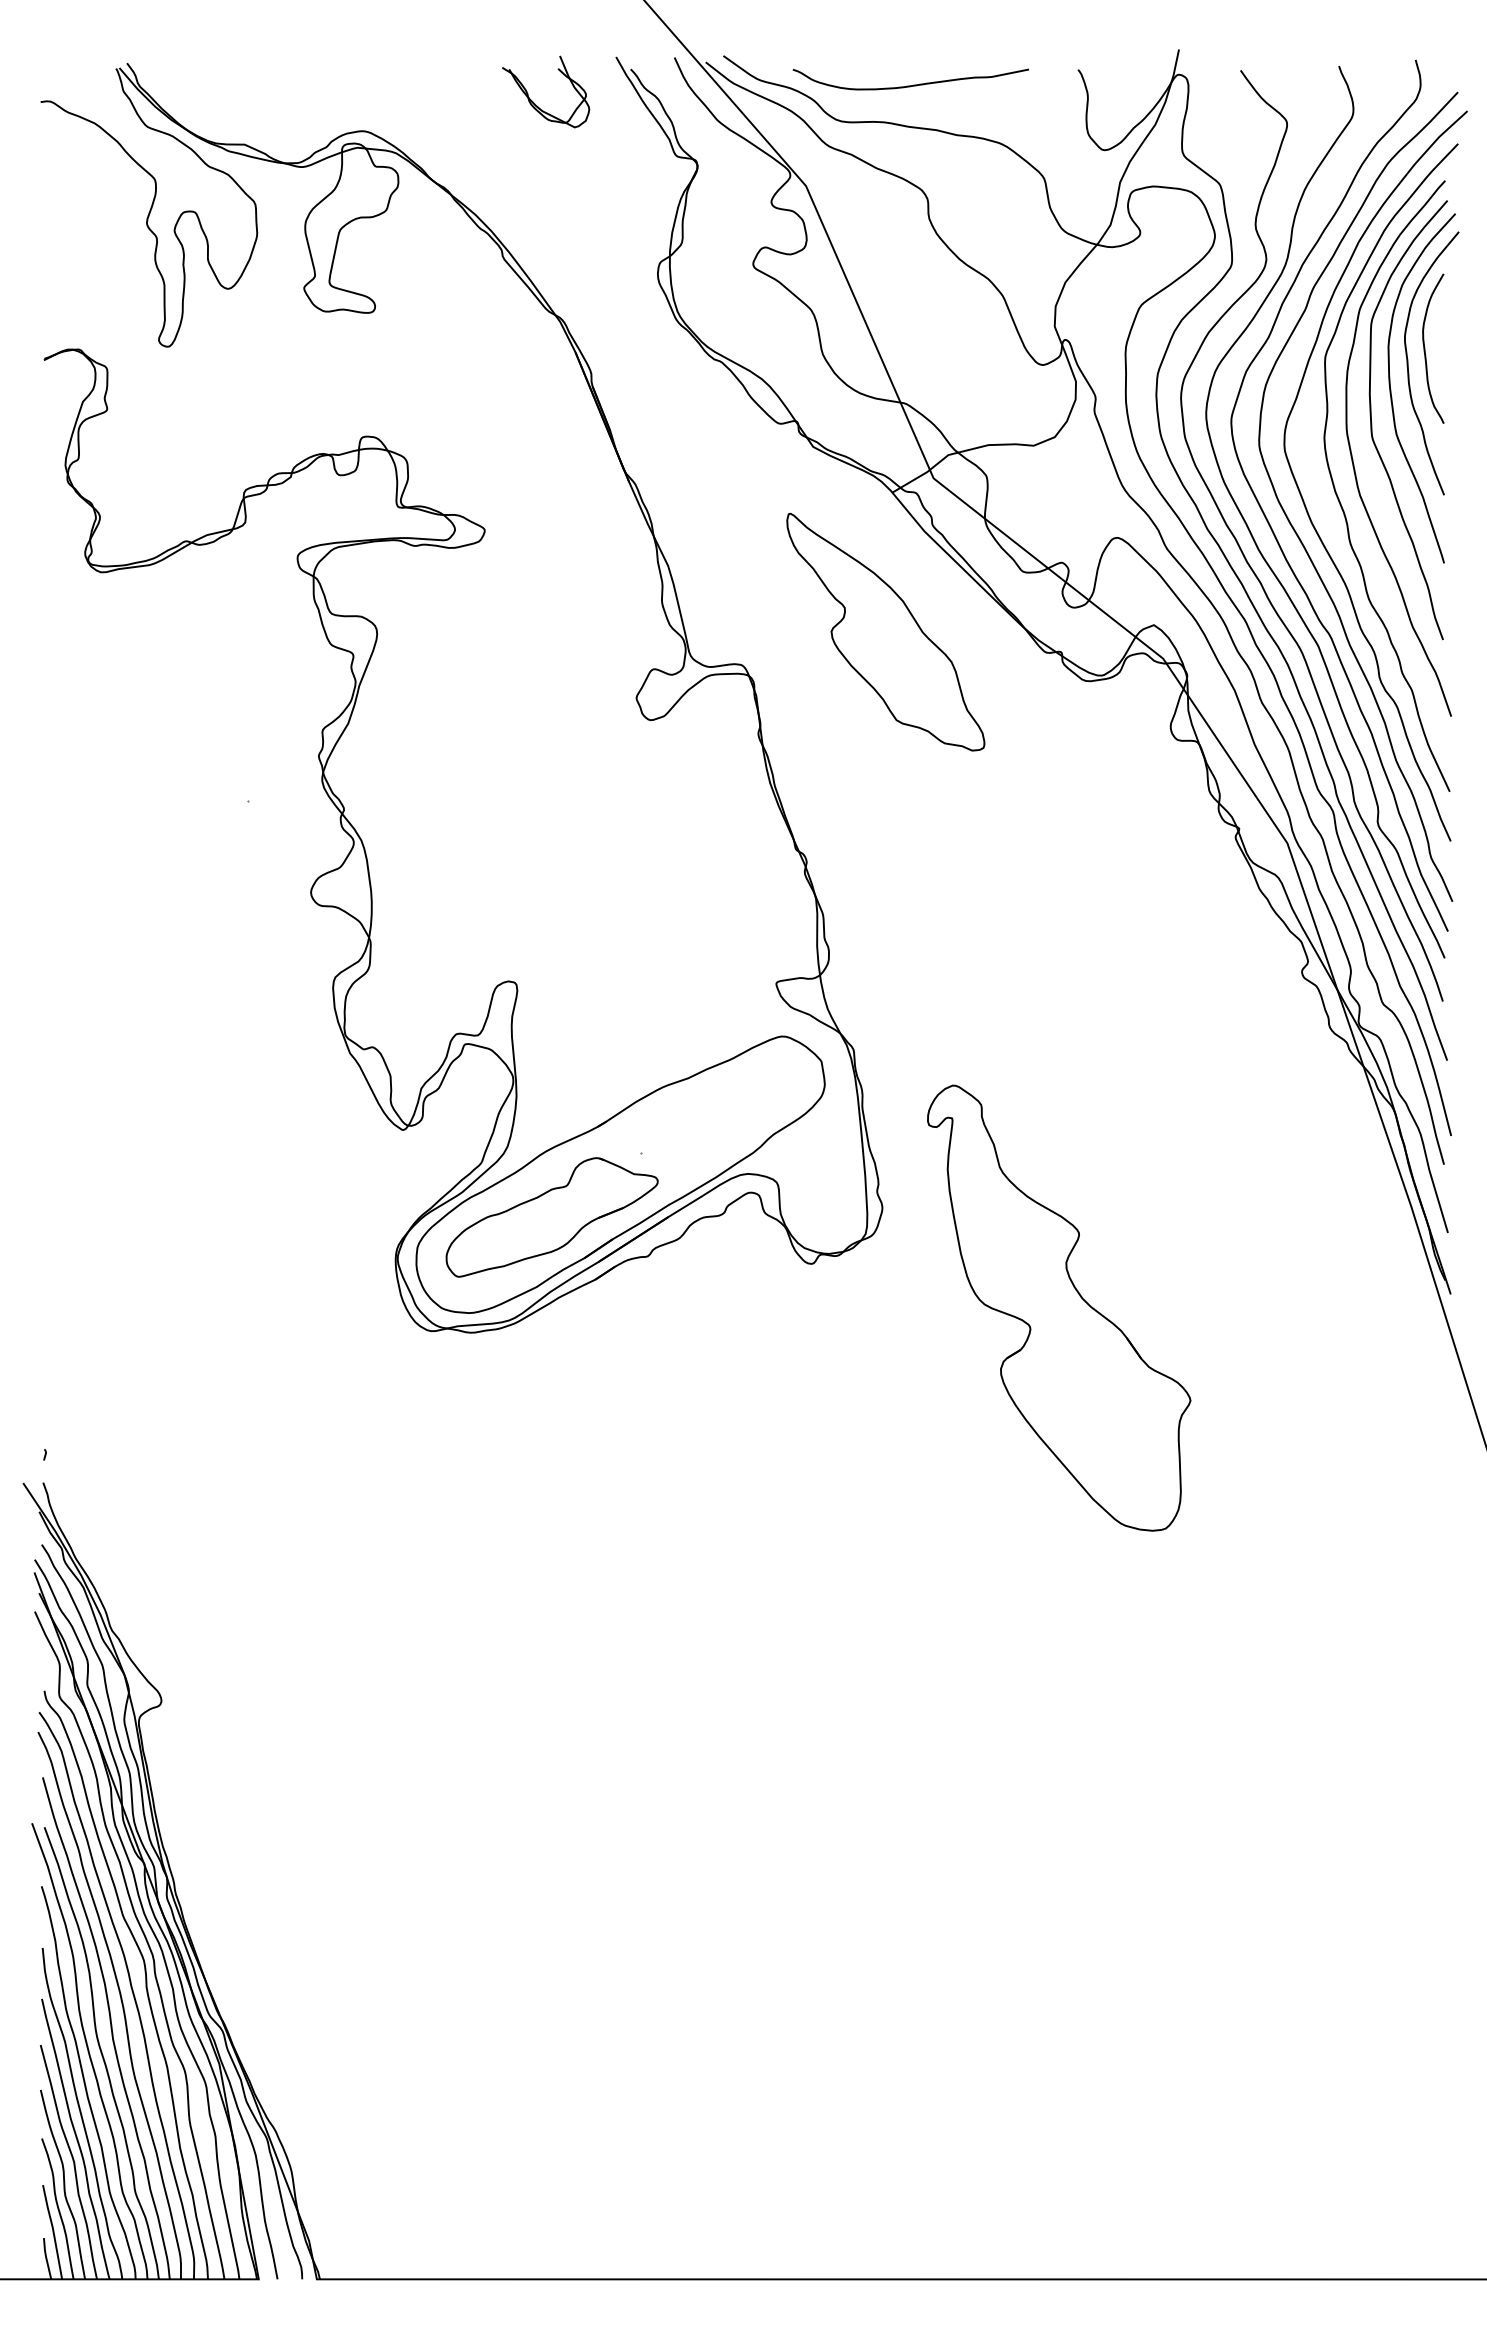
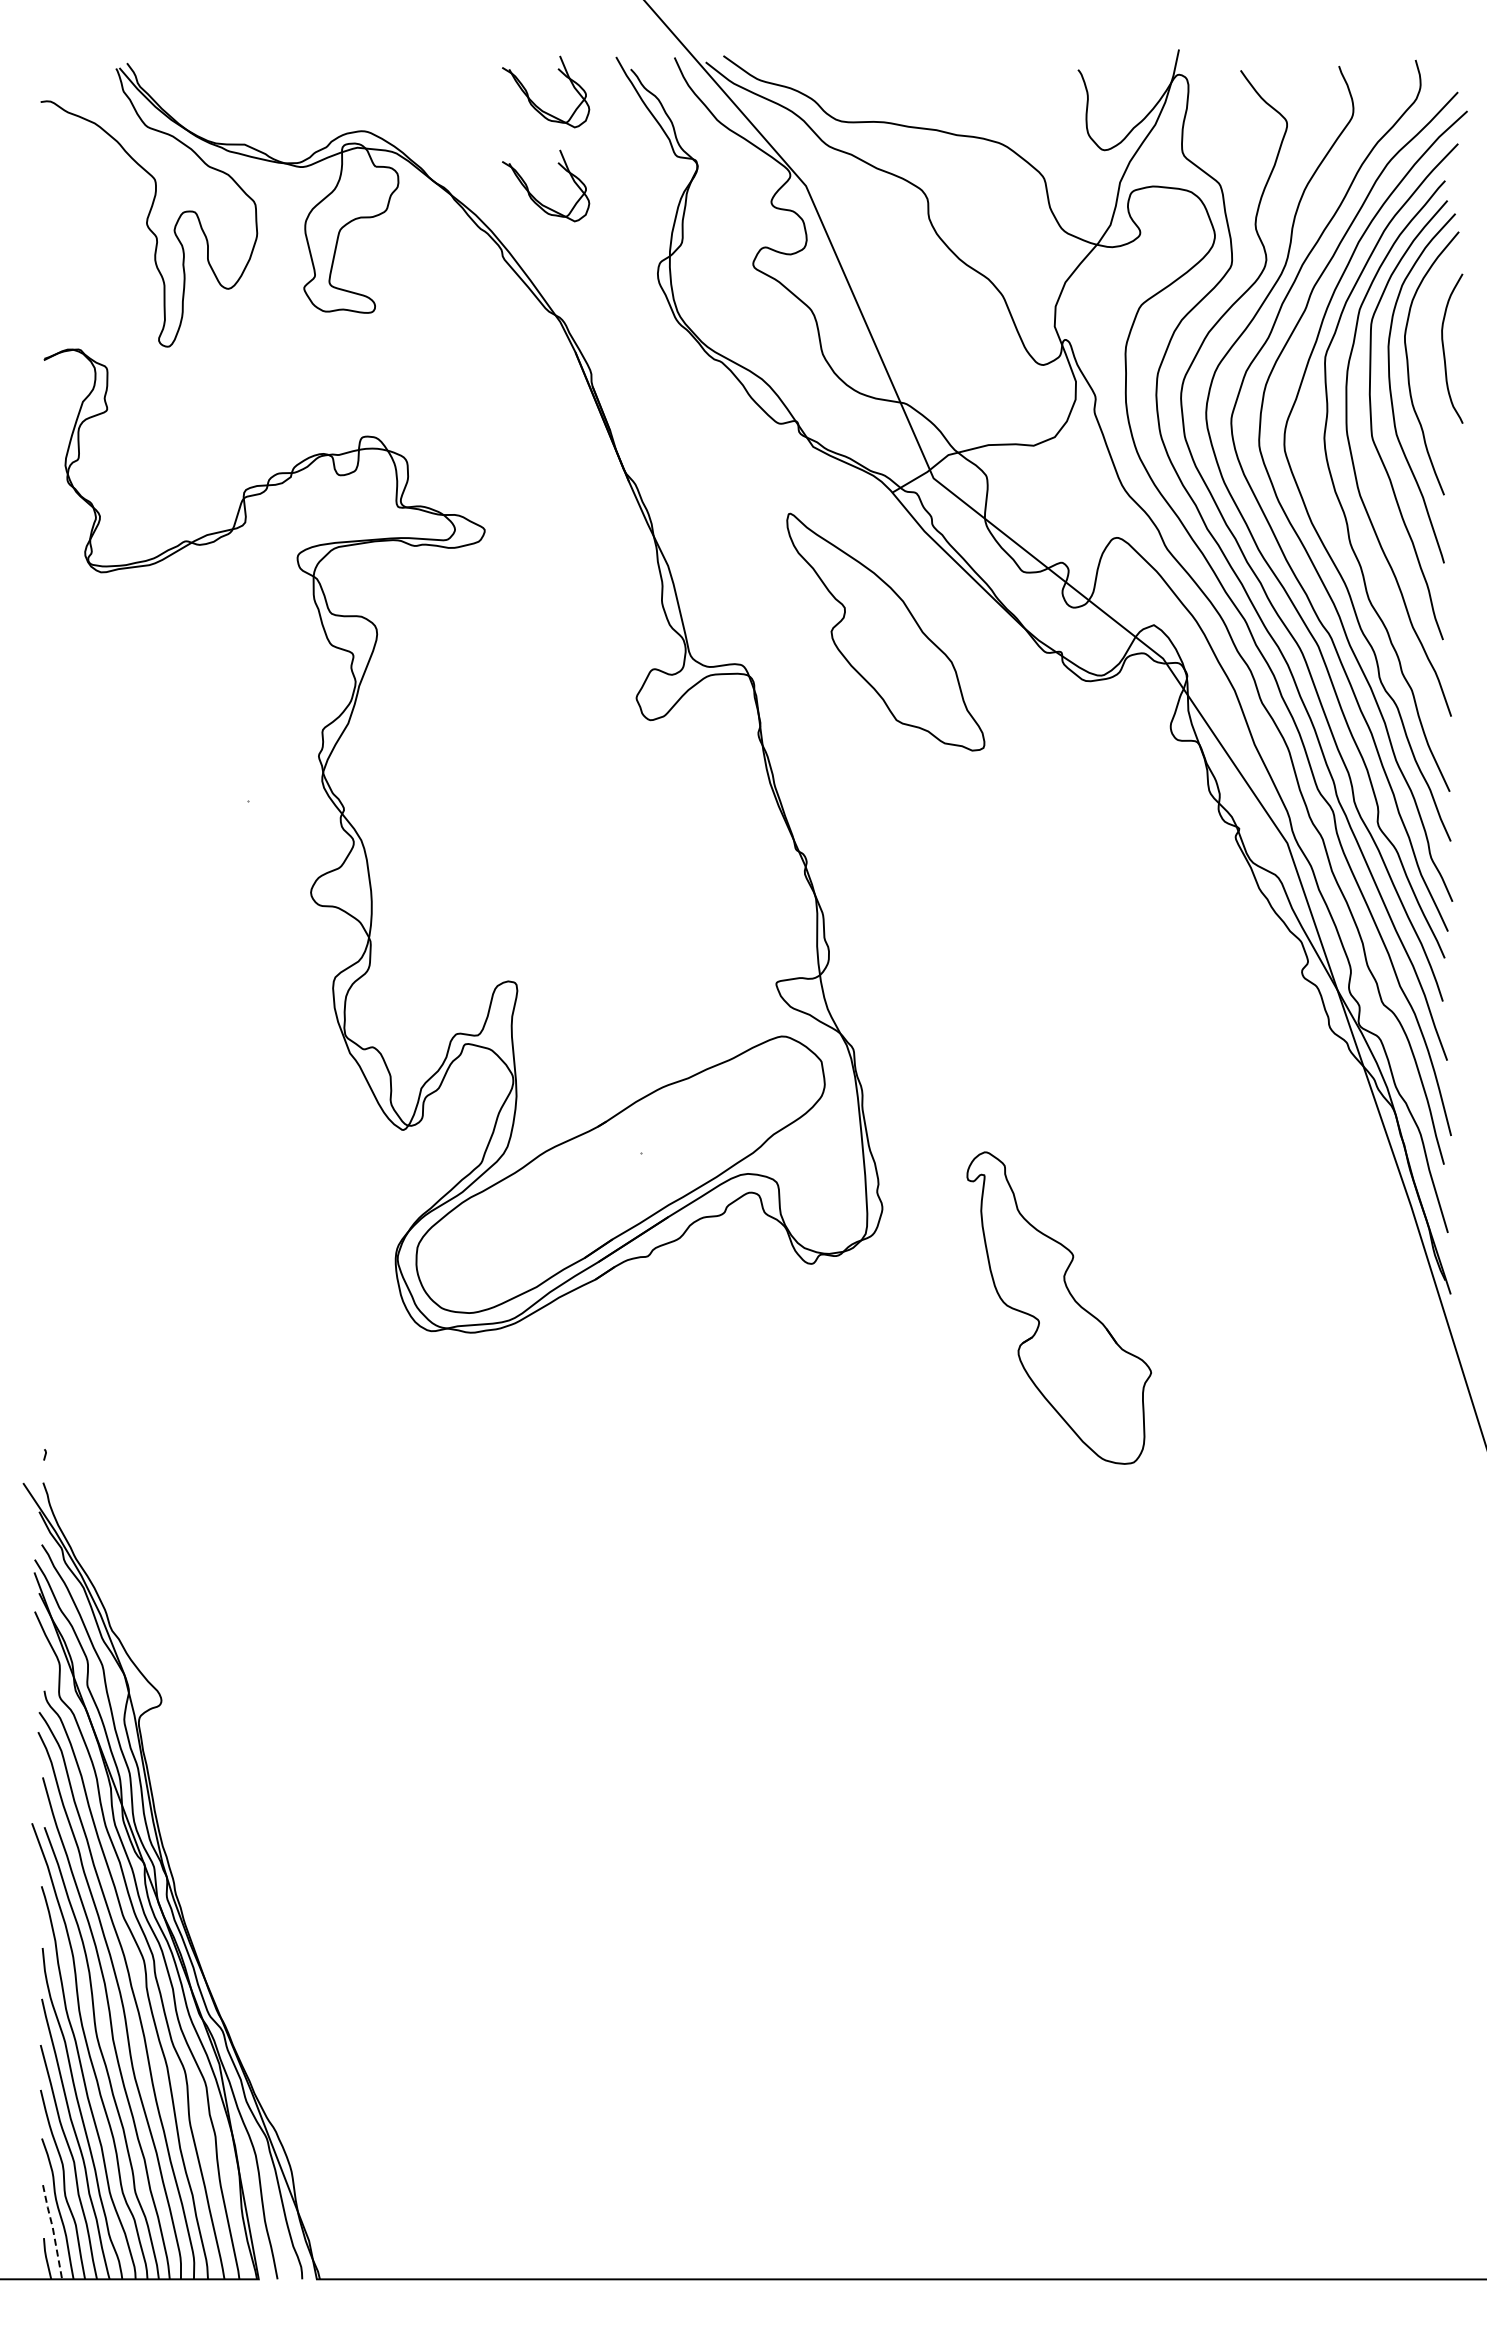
curve: present -> none (913, 84)
part: none -> present (534, 196)
curve position: (1425, 348) -> (1444, 348) (1444, 348)
part: present -> none (551, 1217)
part size: 265x448 px -> 186x314 px (1058, 1307)
line: solid -> dashed (53, 2231)
